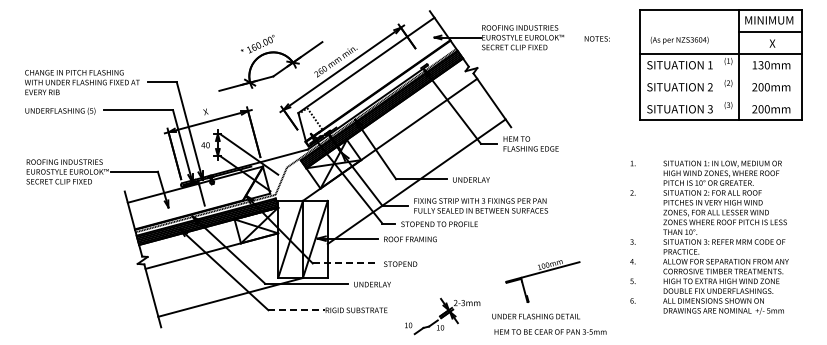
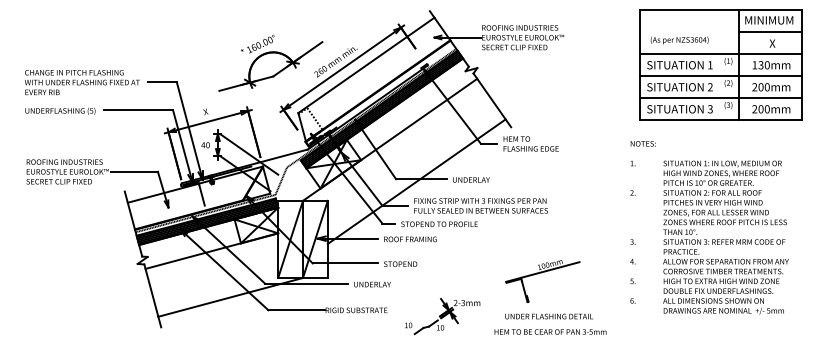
text position: (596, 38) -> (642, 143) (642, 143)
line: none -> present (720, 76)
line: none -> present (720, 98)
line: dashed -> solid (345, 263)
line: dashed -> solid (297, 310)
text position: (535, 316) -> (548, 316) (548, 316)
